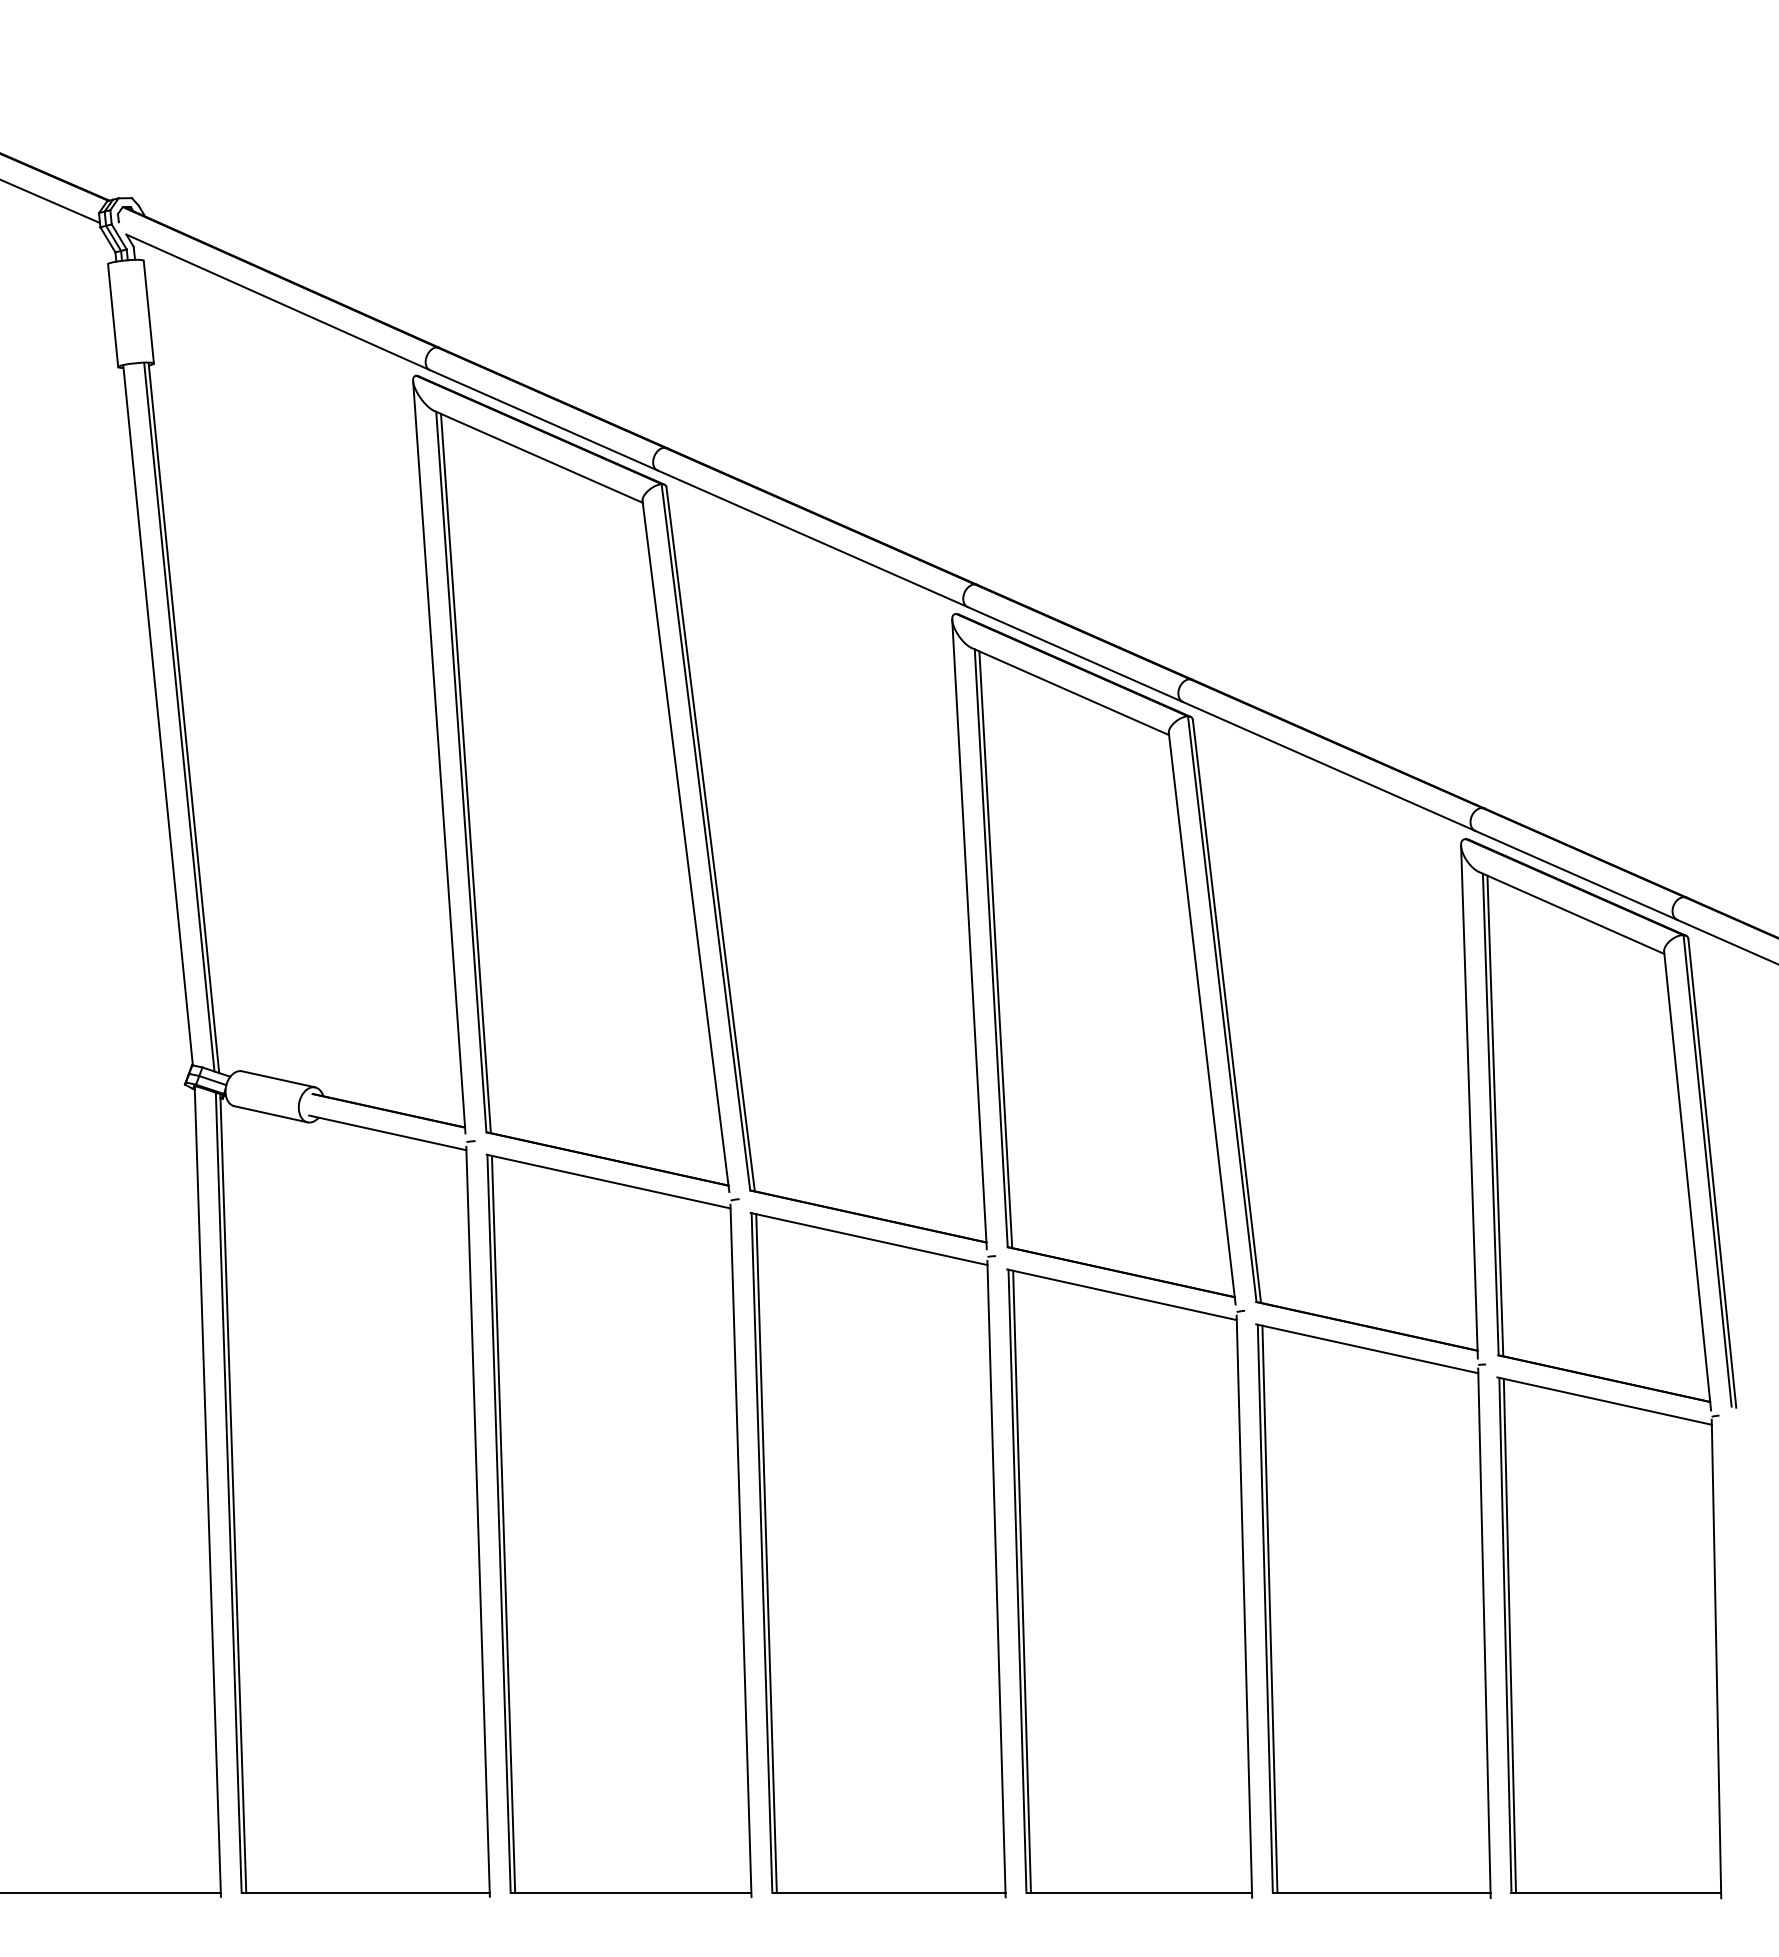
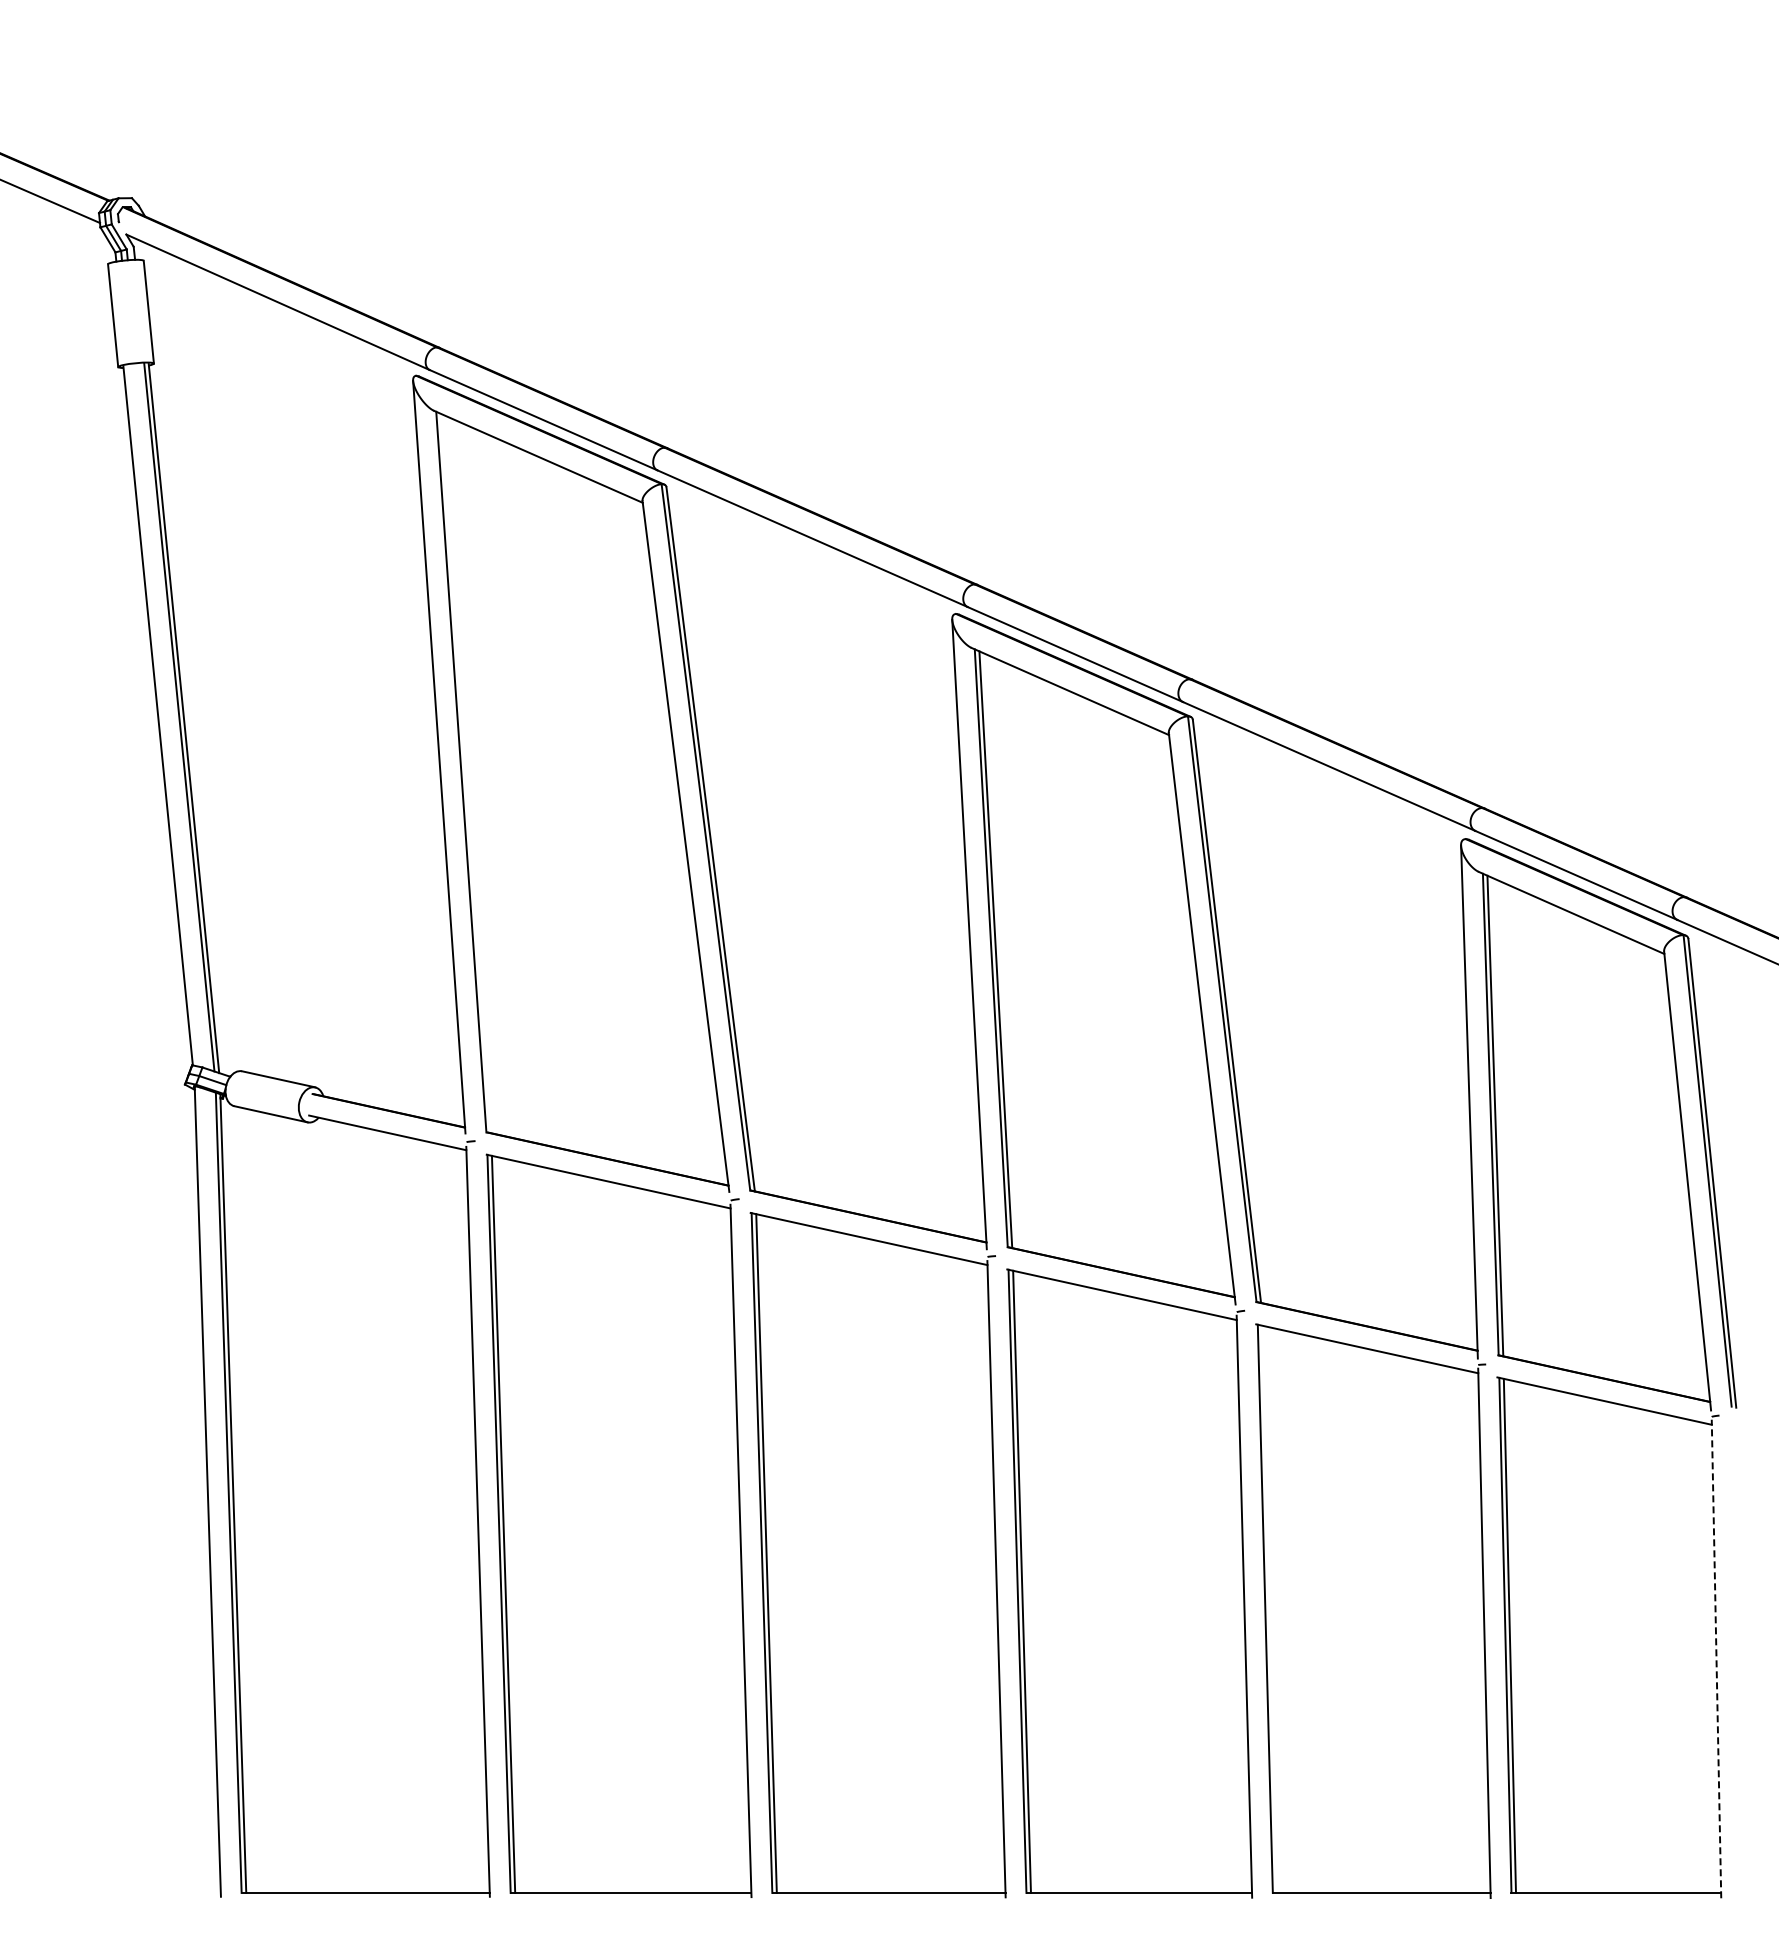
line: present -> none (465, 773)
line: present -> none (1269, 1608)
line: solid -> dashed (1716, 1658)
line: present -> none (111, 1892)
